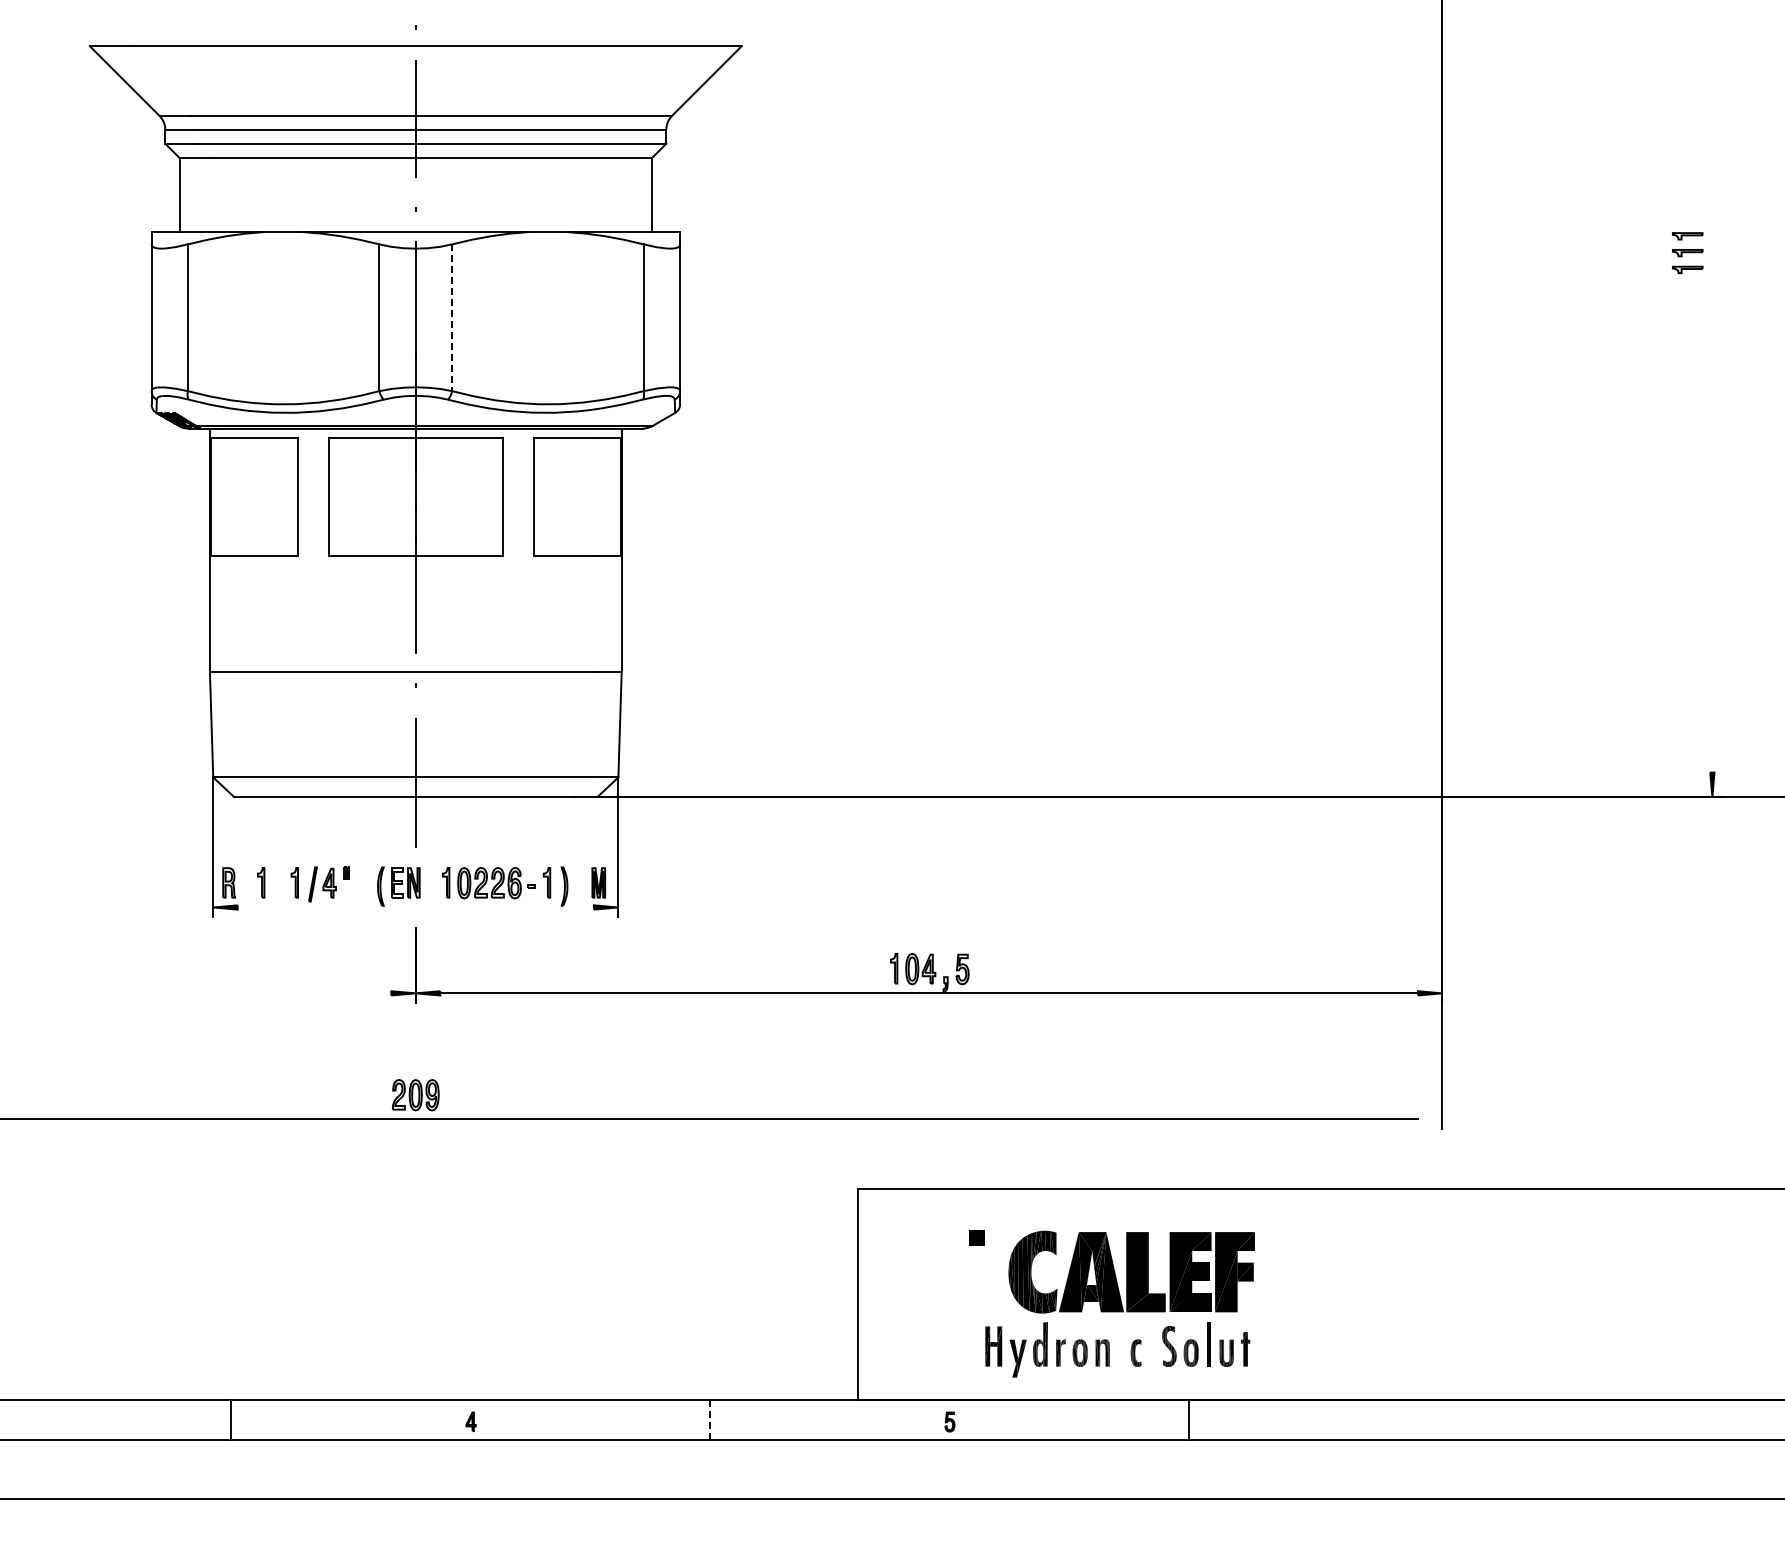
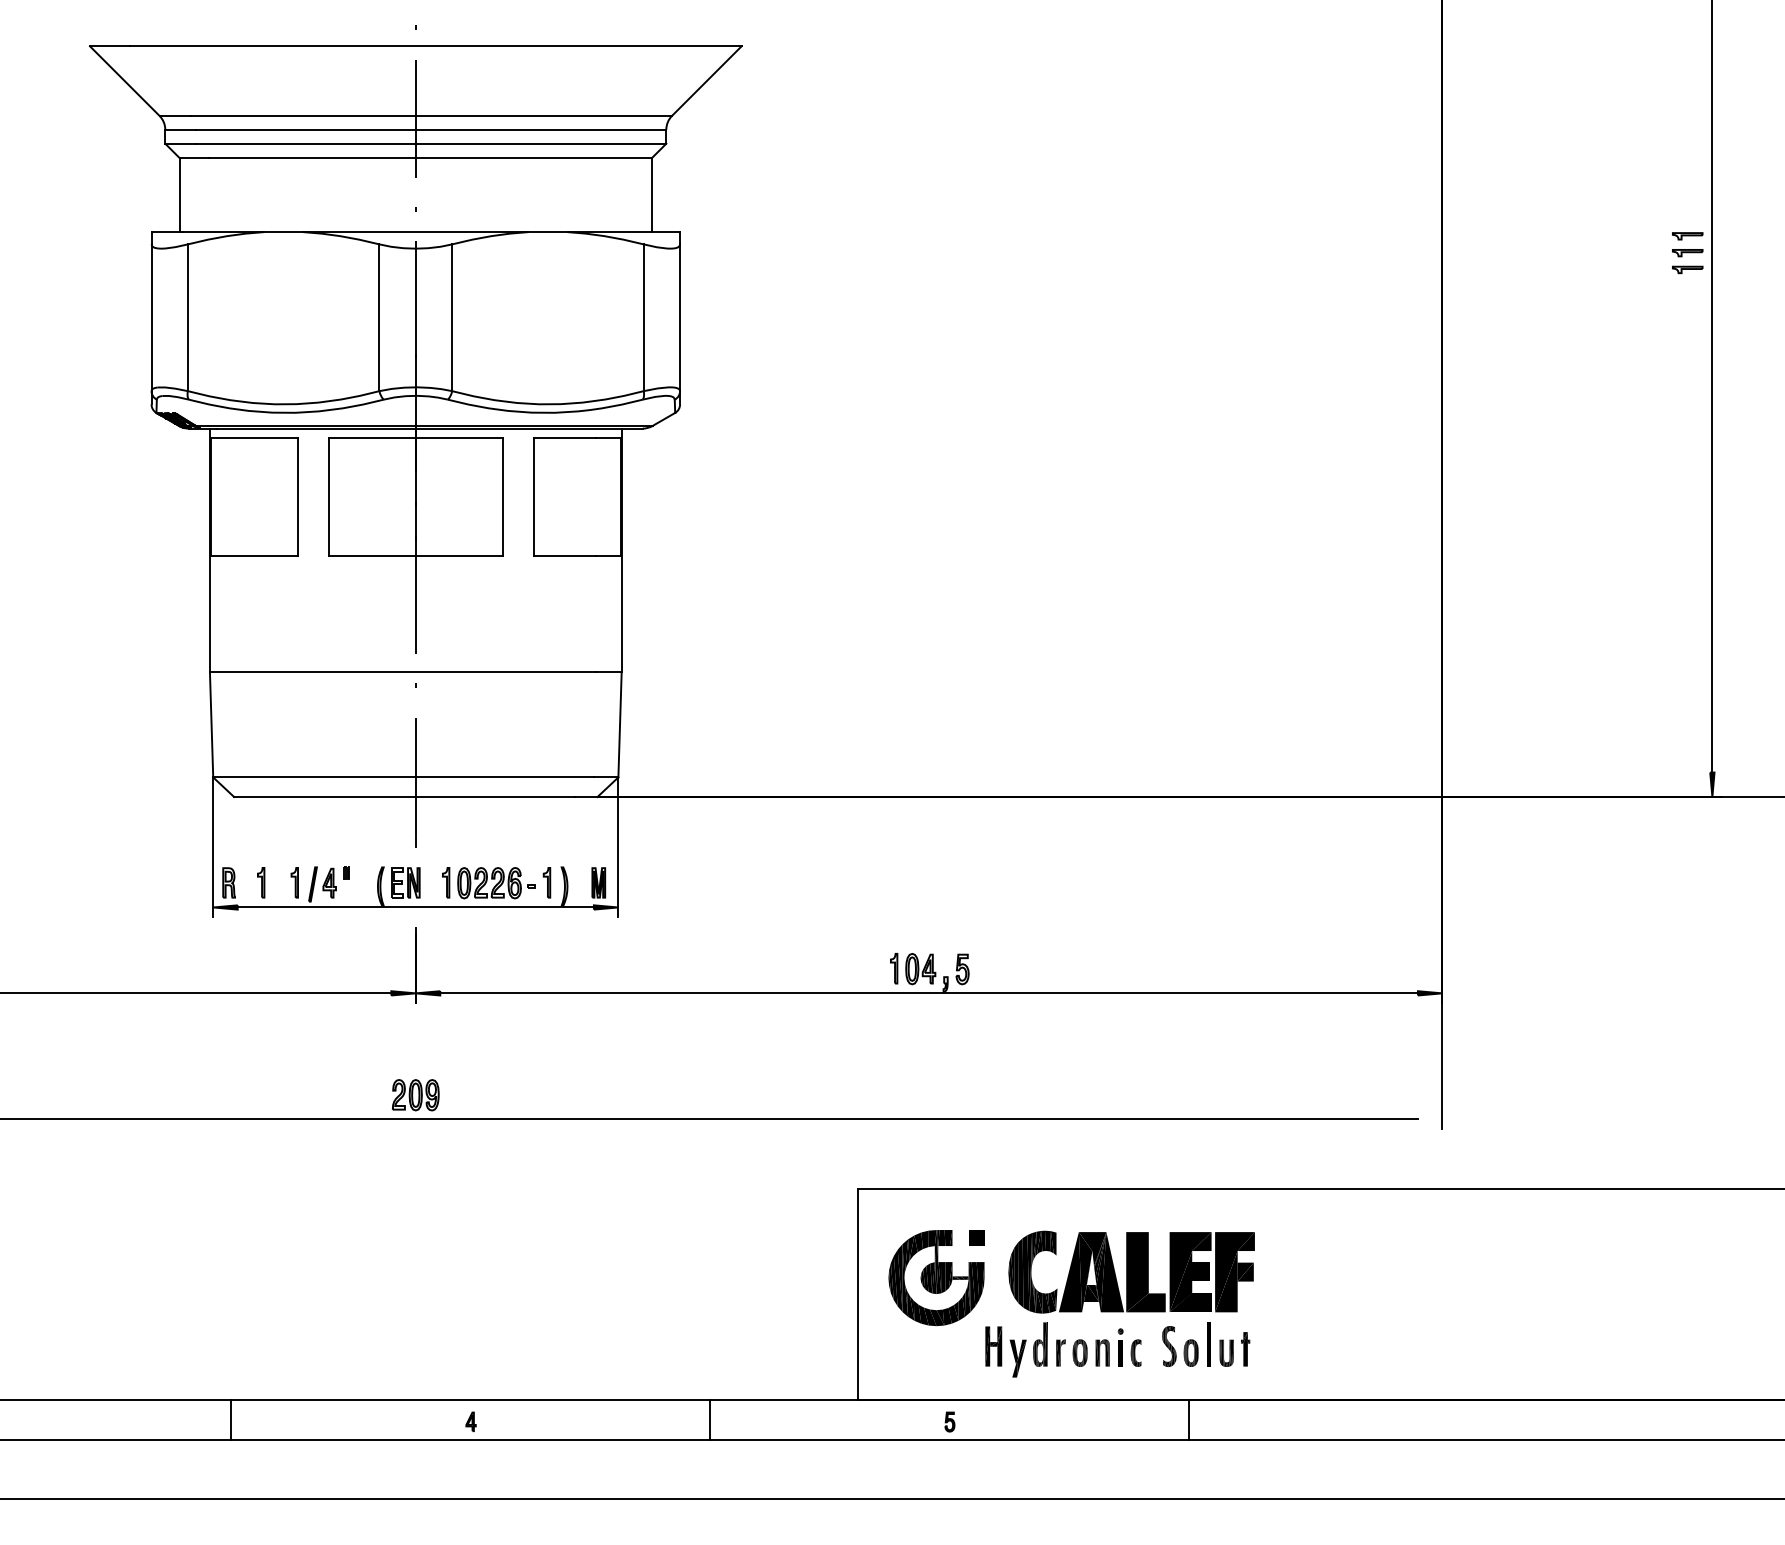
line: dashed -> solid (452, 318)
line: none -> present (1712, 387)
line: none -> present (415, 907)
line: none -> present (196, 993)
part: none -> present (936, 1278)
part: none -> present (1120, 1347)
line: dashed -> solid (710, 1420)
